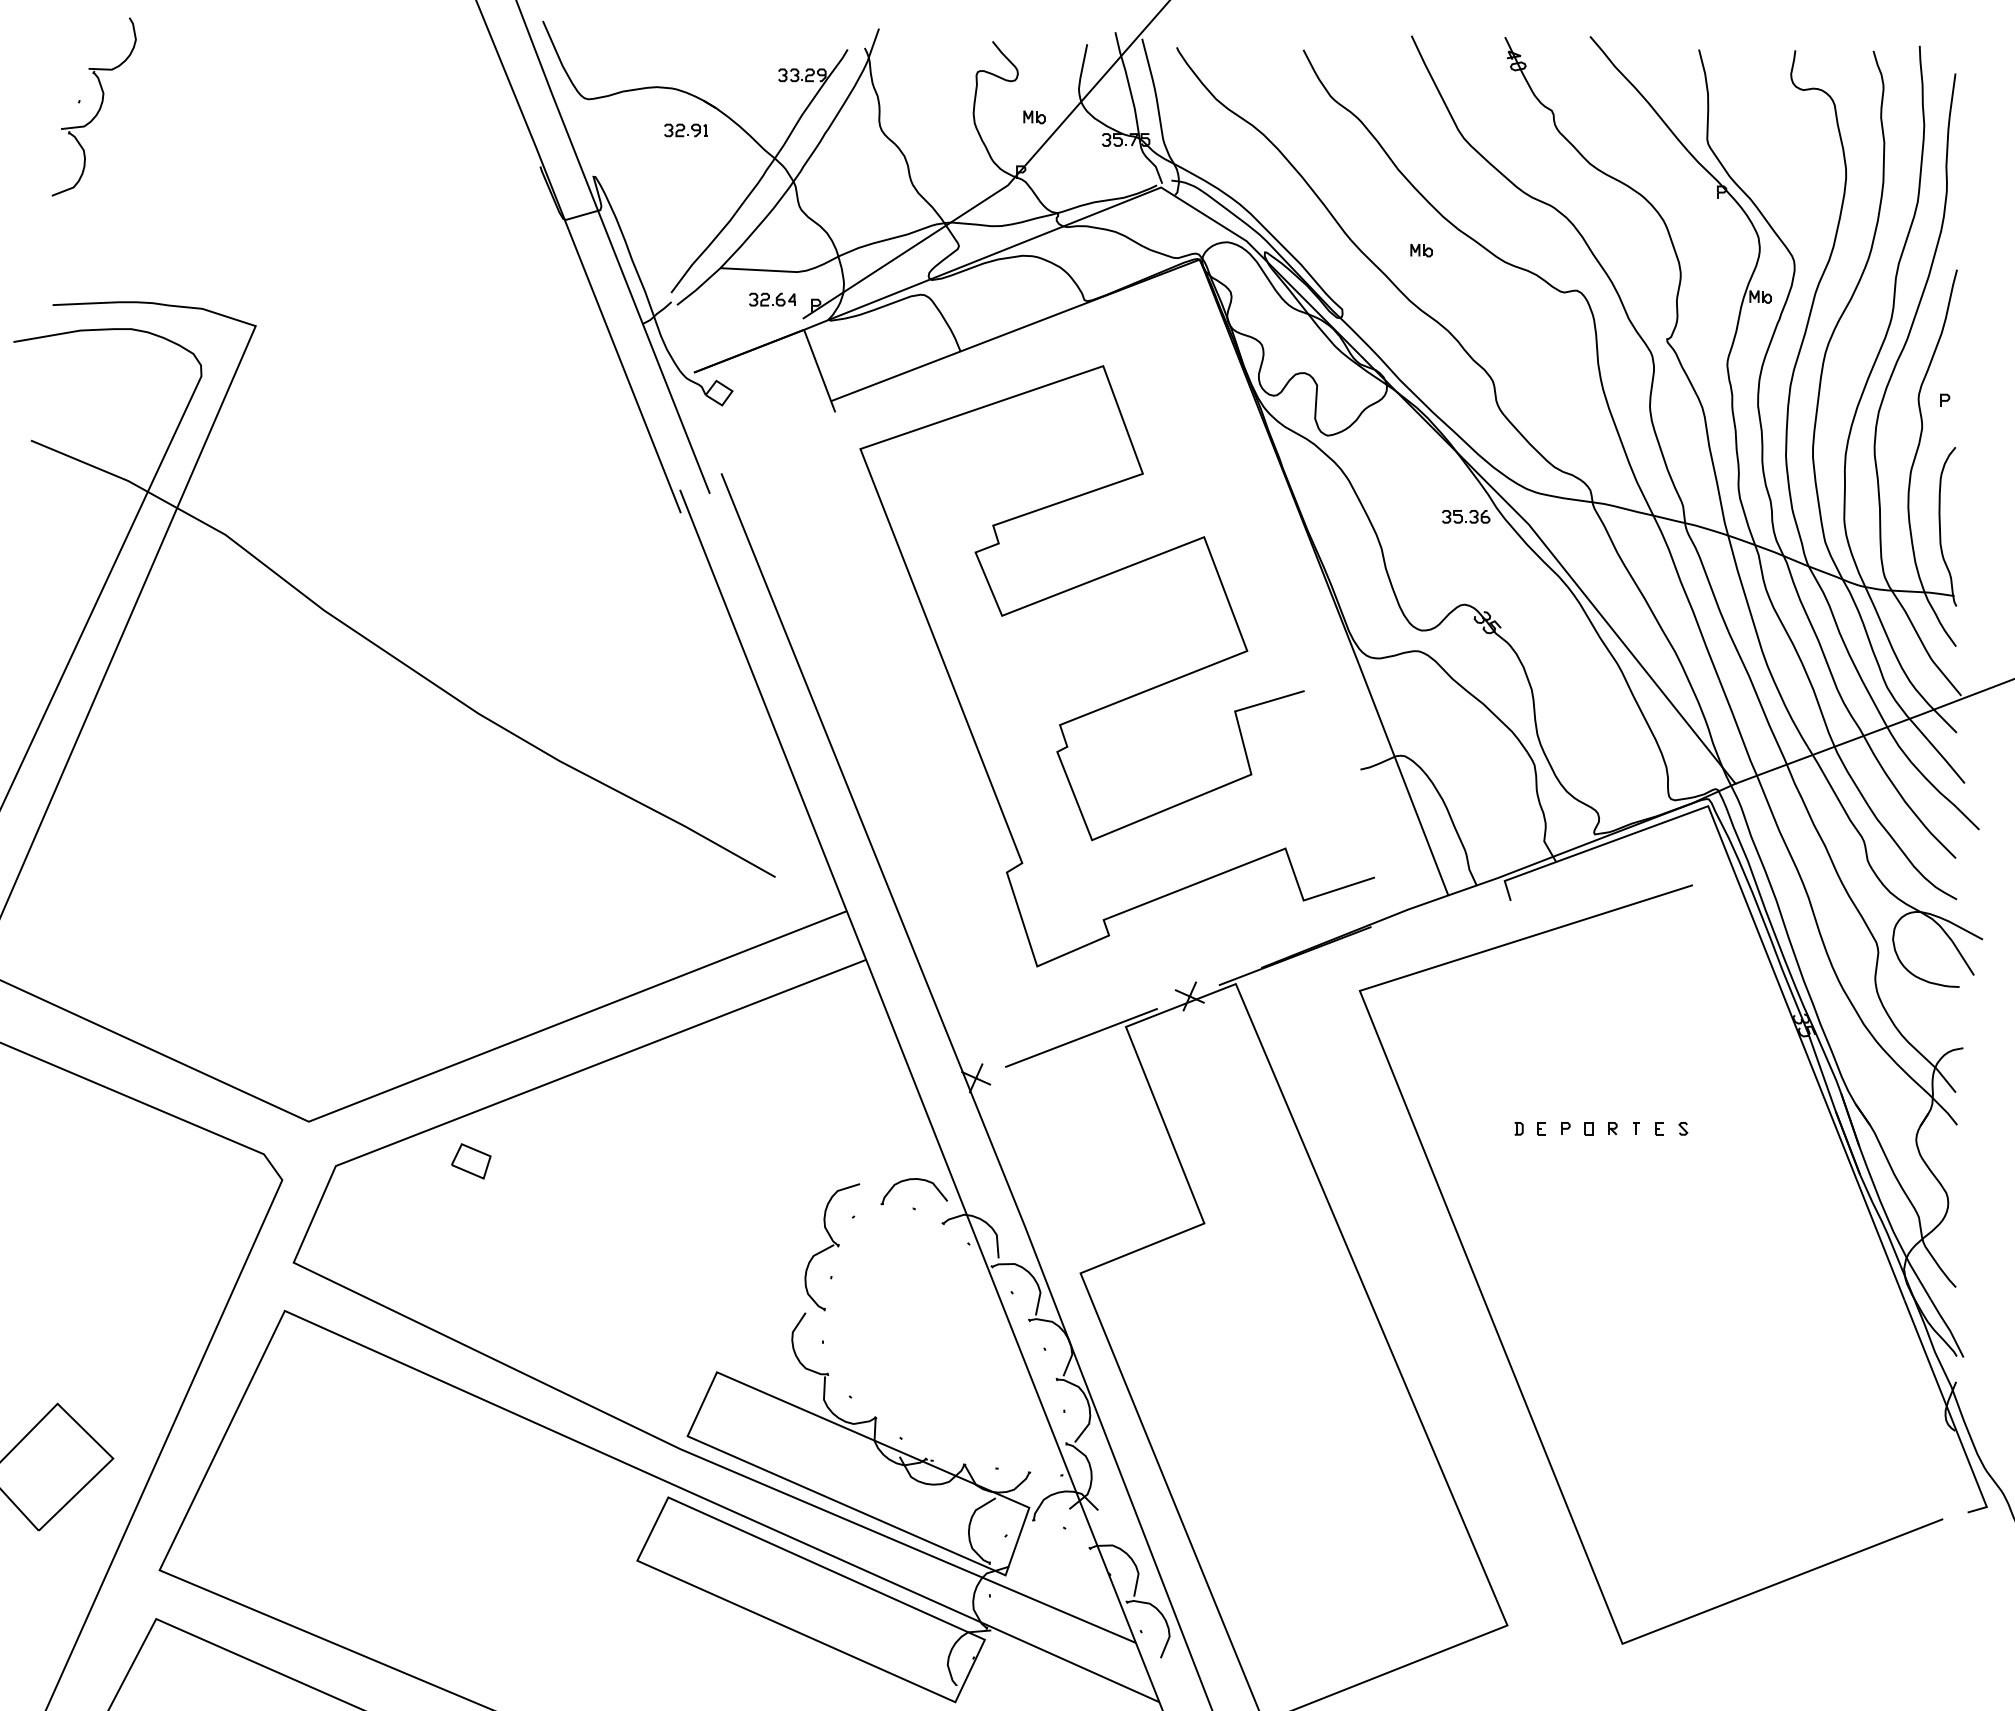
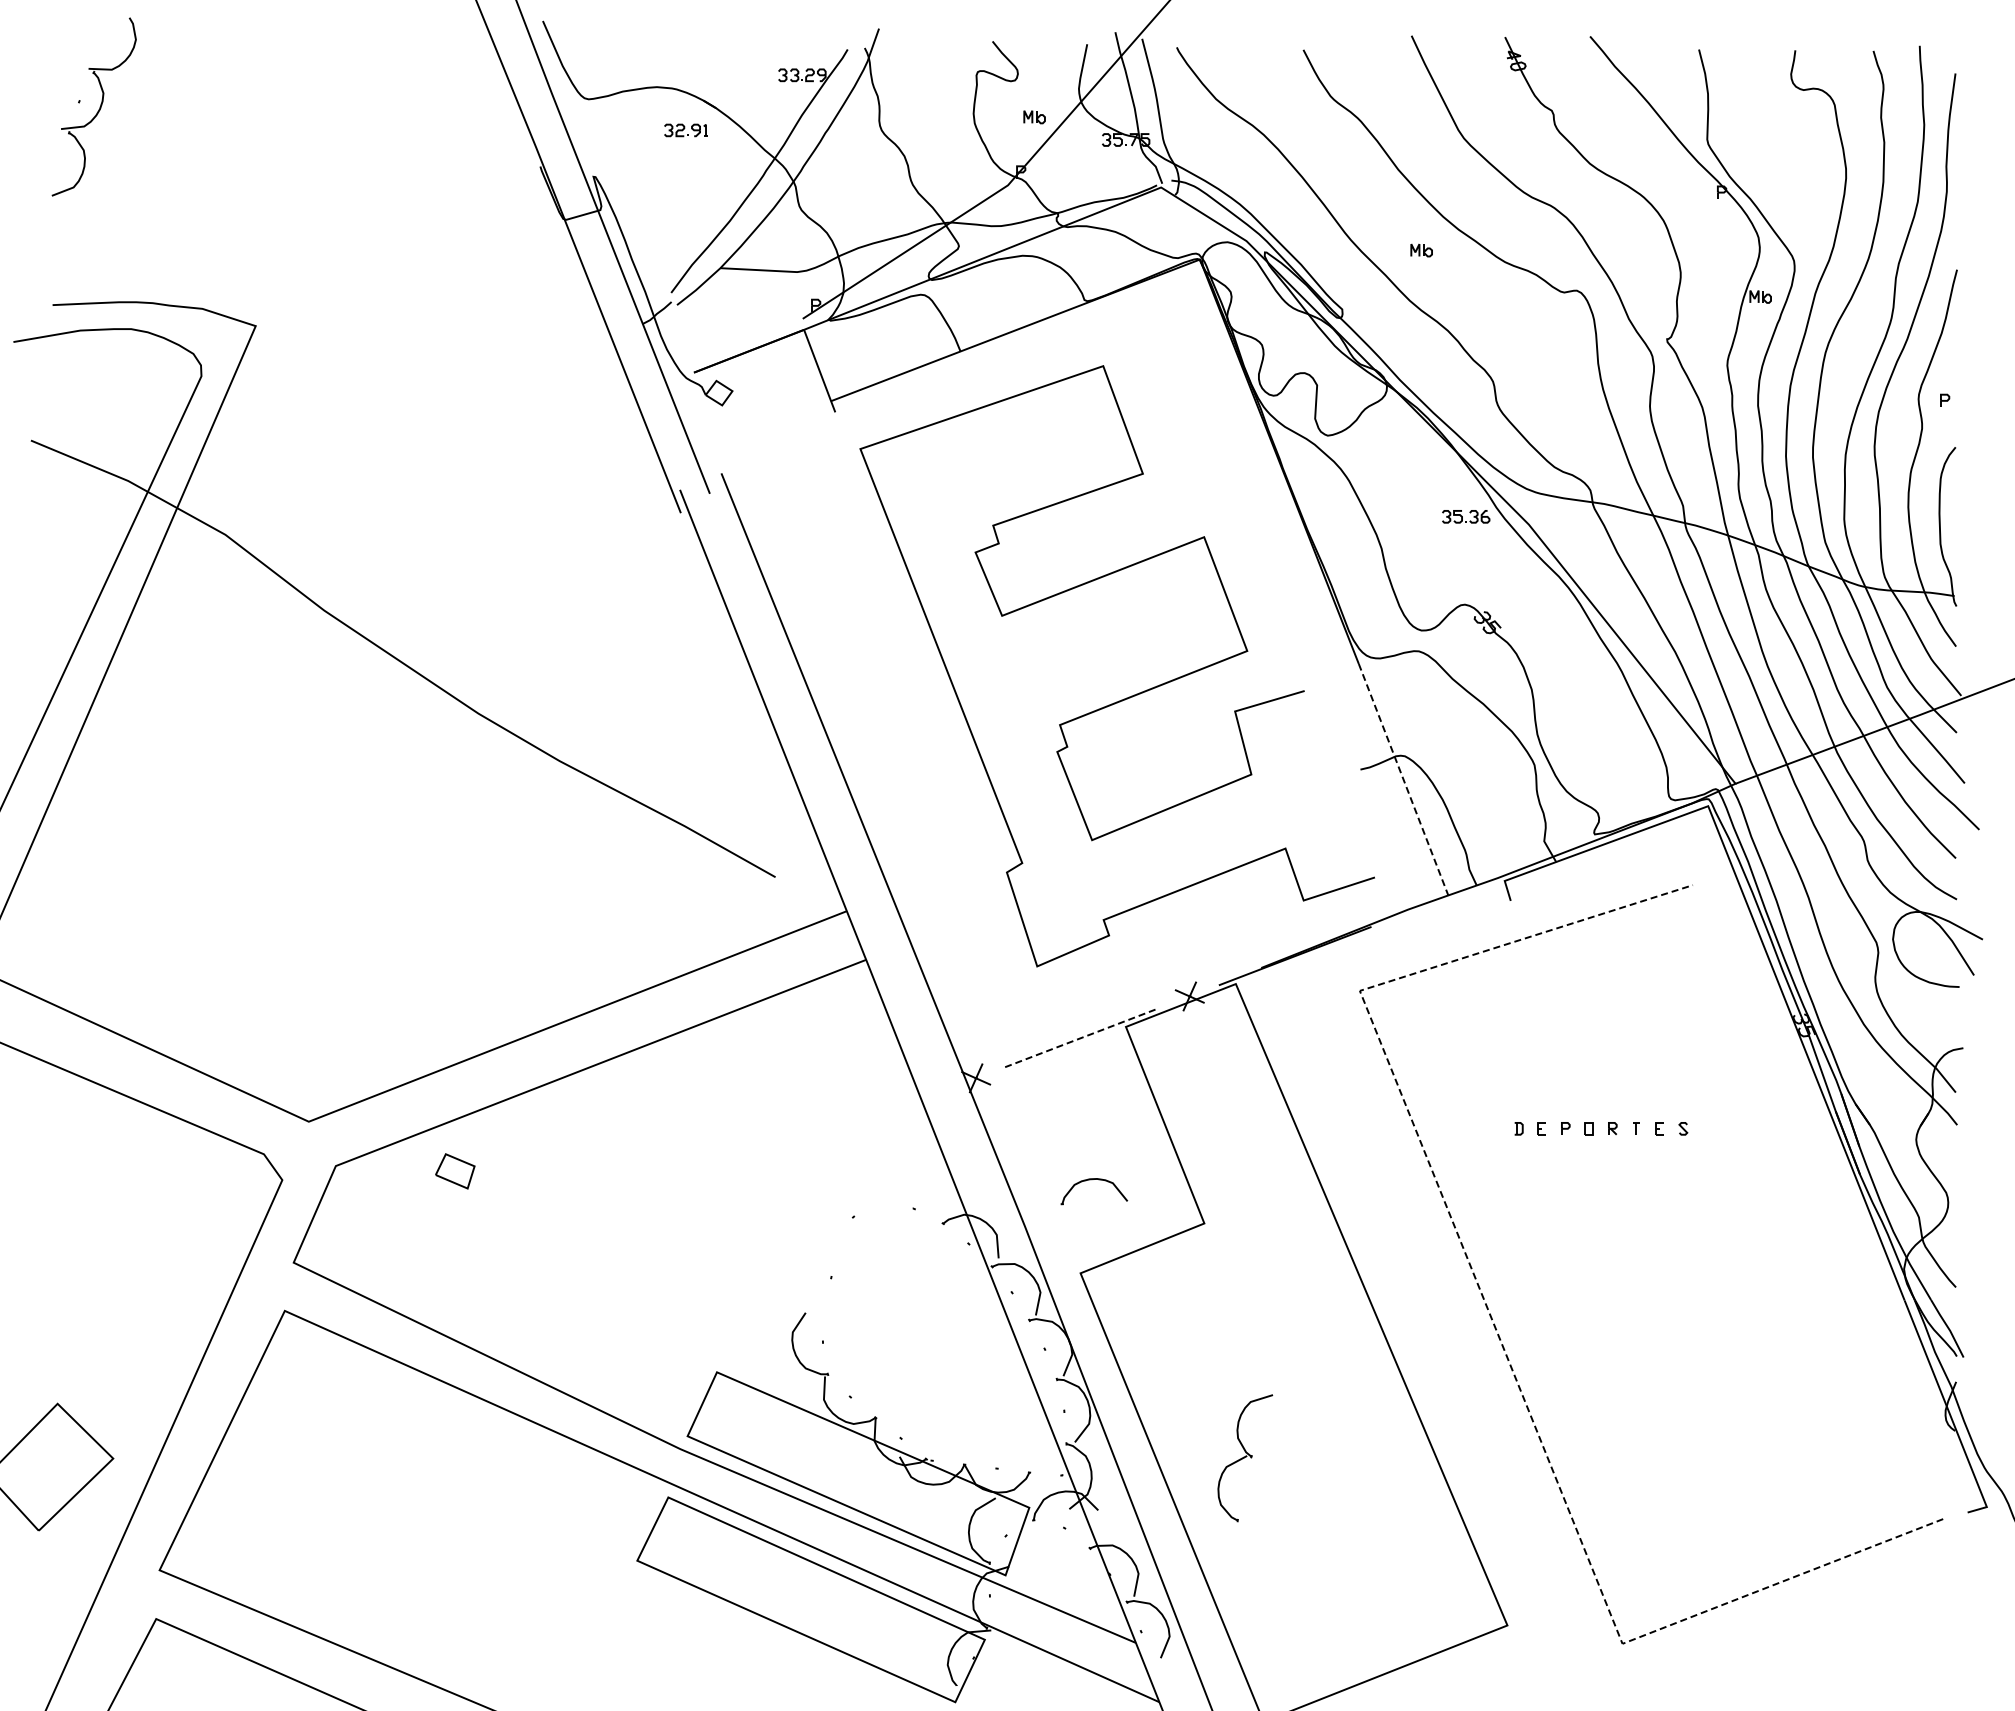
part: present -> none (772, 299)
line: solid -> dashed (1403, 780)
line: solid -> dashed (1081, 1037)
part position: (471, 1161) -> (455, 1171) (455, 1171)
part position: (912, 1180) -> (1092, 1180) (1092, 1180)
part position: (832, 1247) -> (1245, 1458) (1245, 1458)
line: solid -> dashed (1490, 1314)
